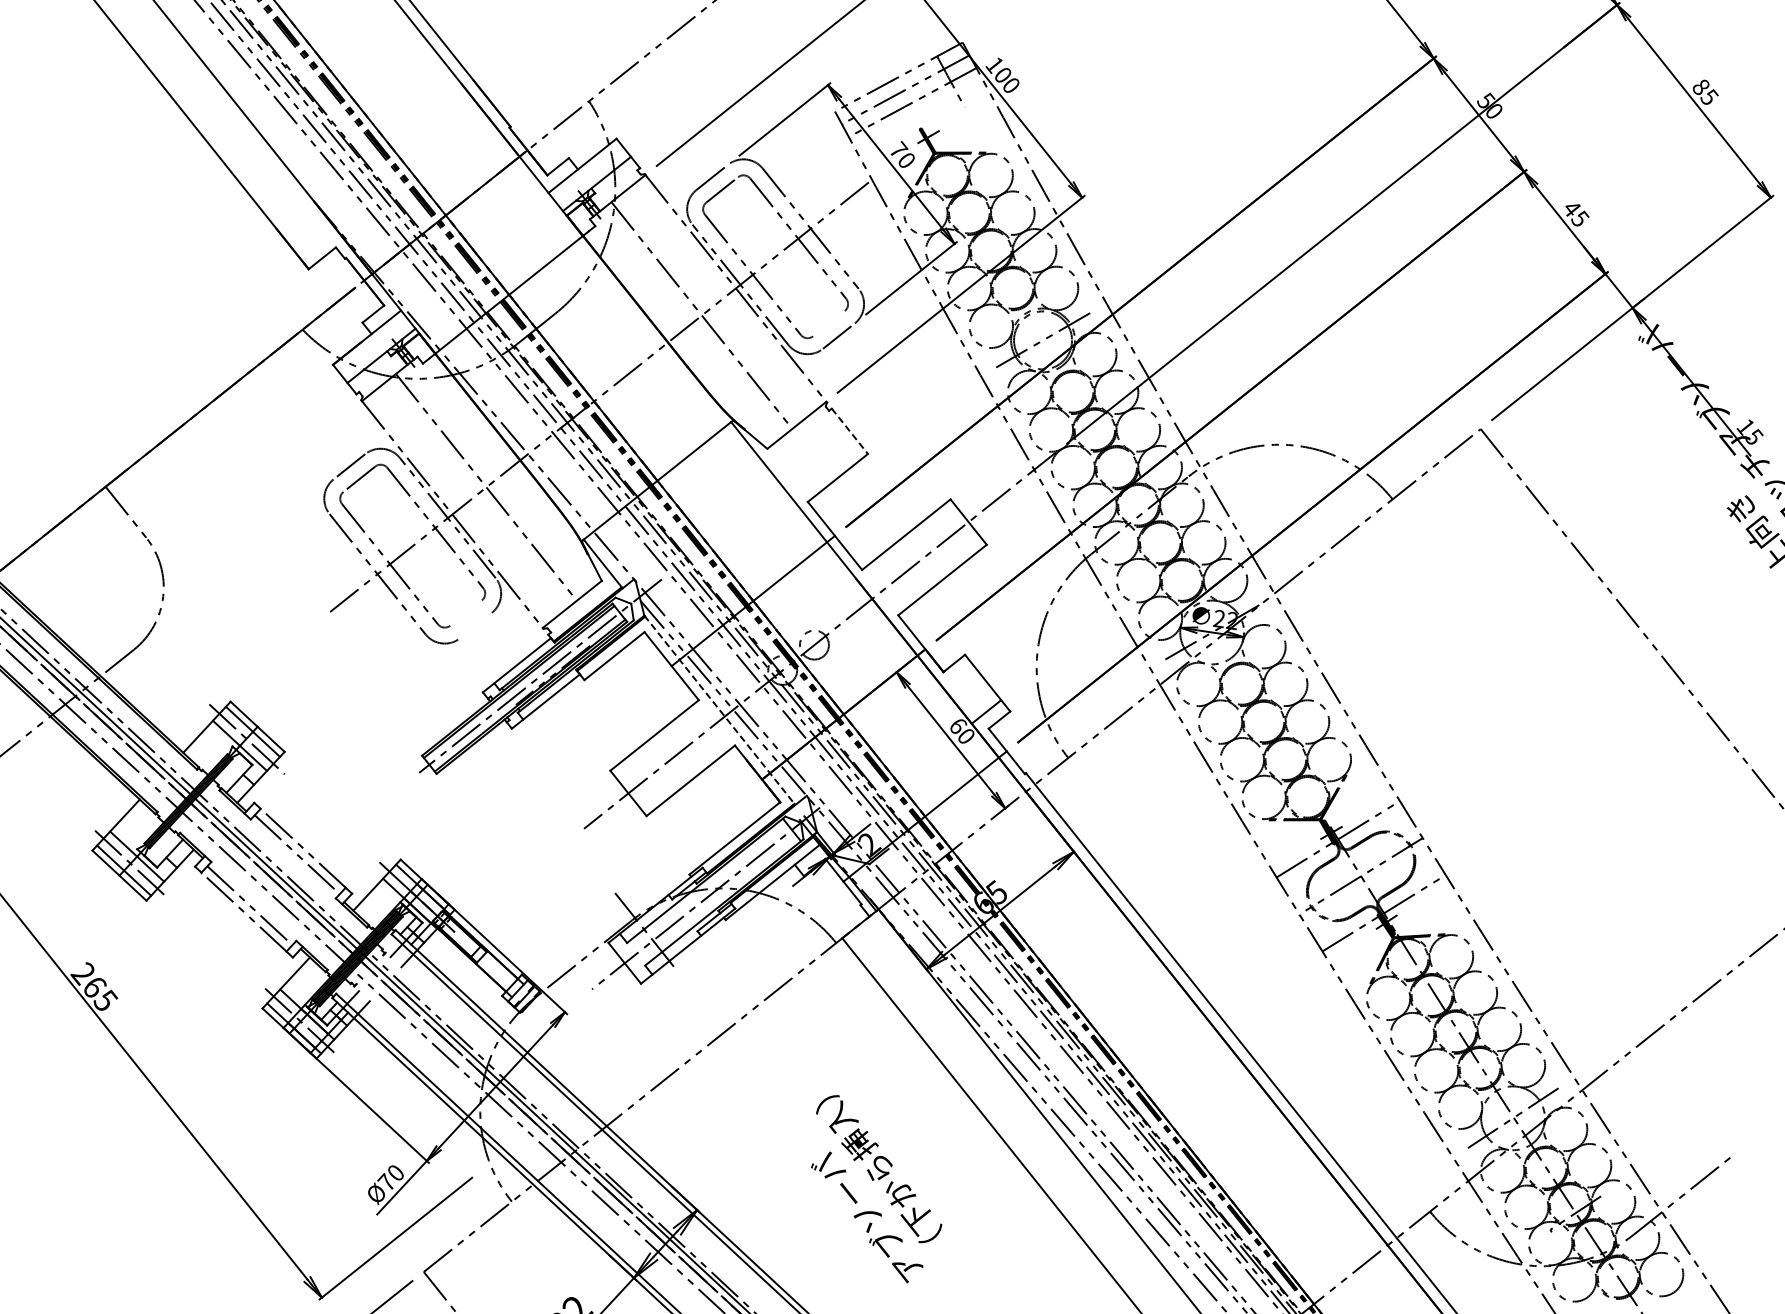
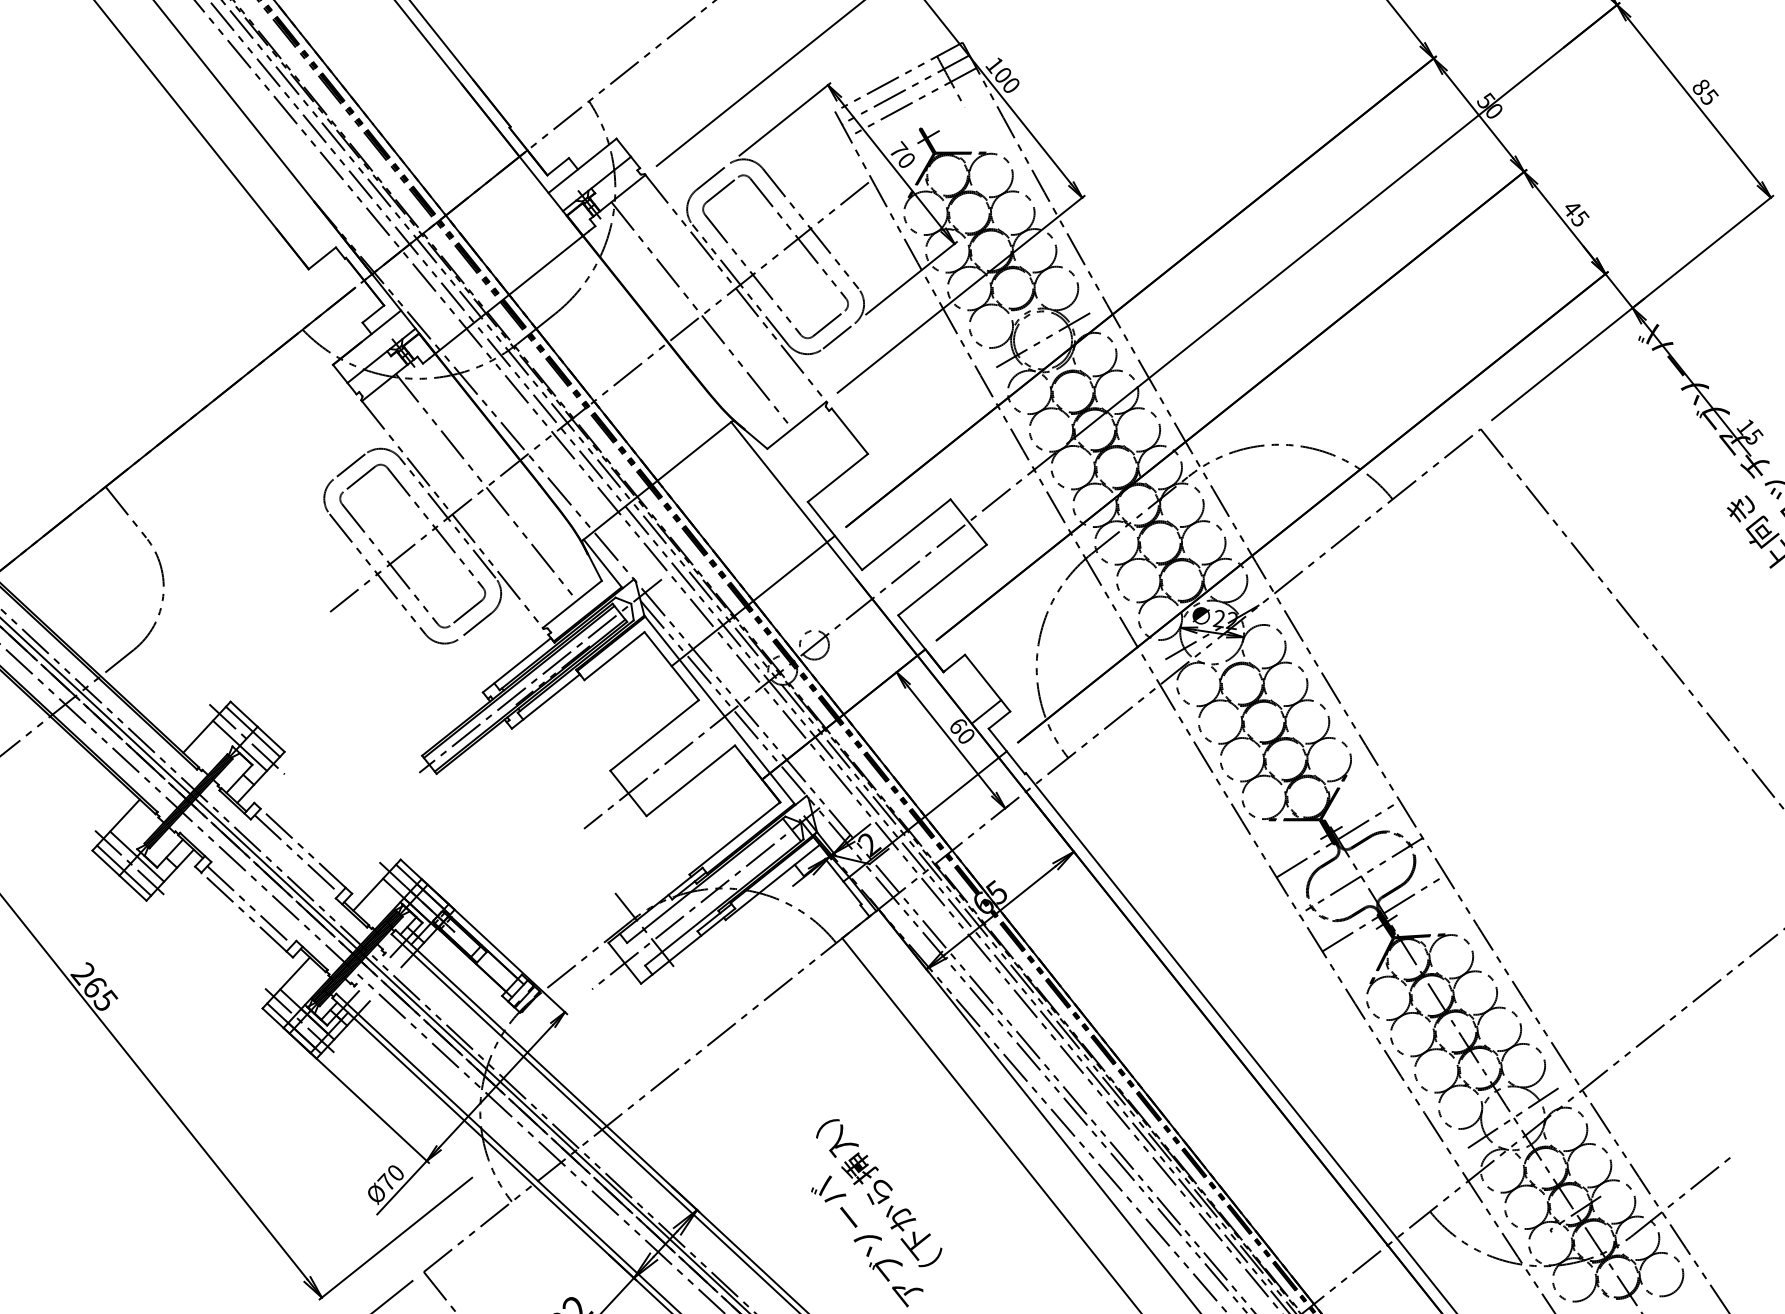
line: none -> present (828, 323)
line: dashed -> solid (850, 431)
line: none -> present (465, 612)
line: none -> present (475, 625)
line: dashed -> solid (720, 710)
text position: (876, 1189) -> (876, 1213) (876, 1213)
